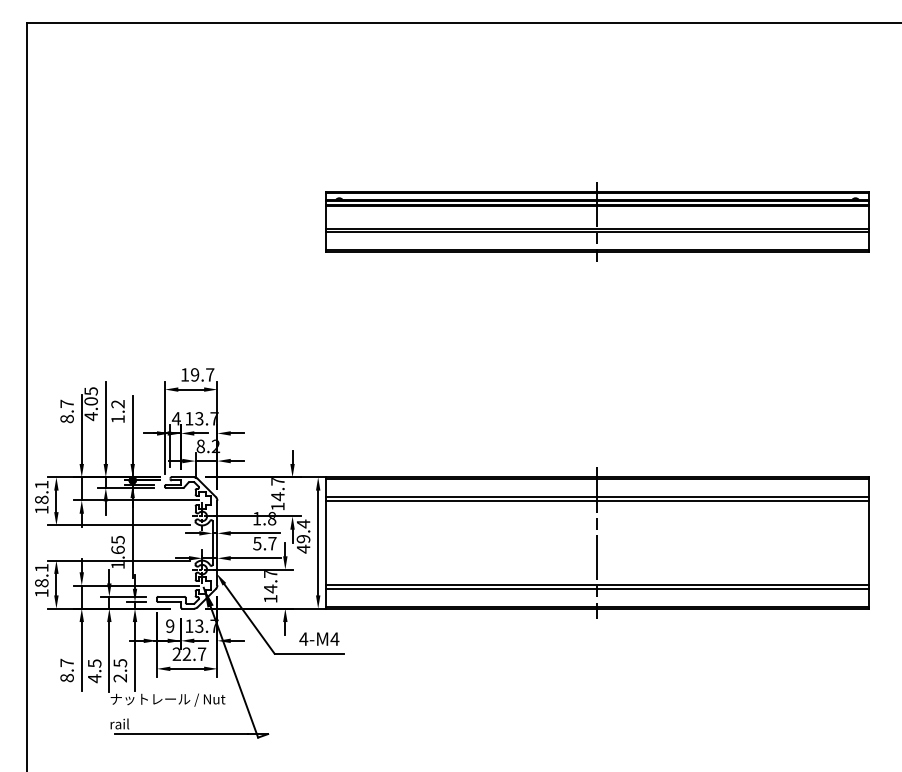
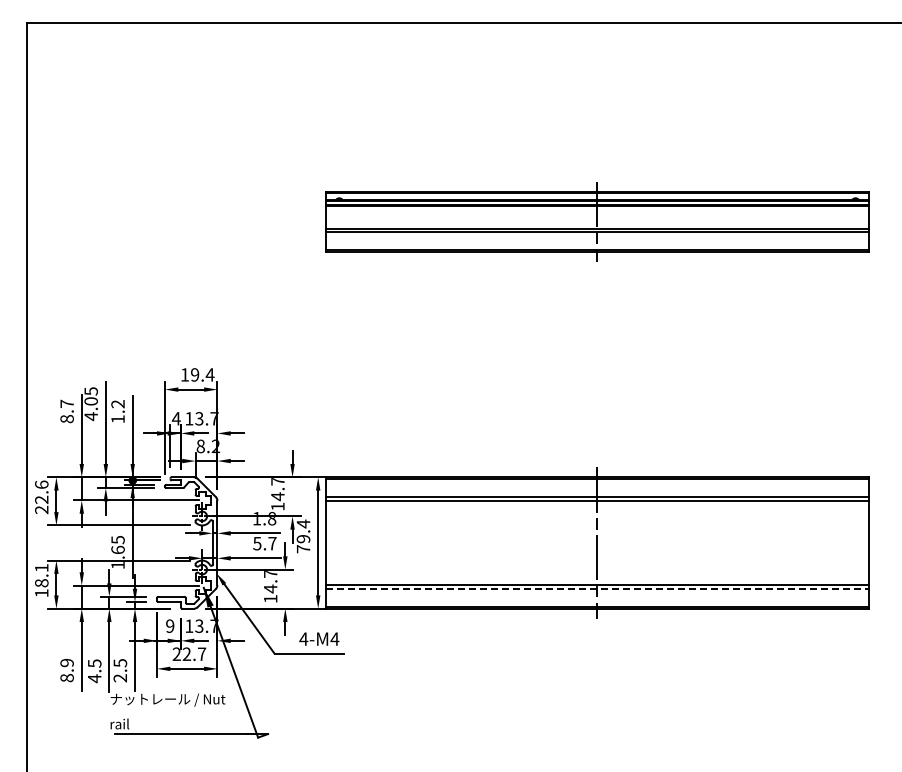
text: 19.7 -> 19.4 (209, 374)
text: 18.1 -> 22.6 (41, 497)
text: 49.4 -> 79.4 (303, 548)
line: solid -> dashed (597, 589)
text: 8.7 -> 8.9 (66, 662)
